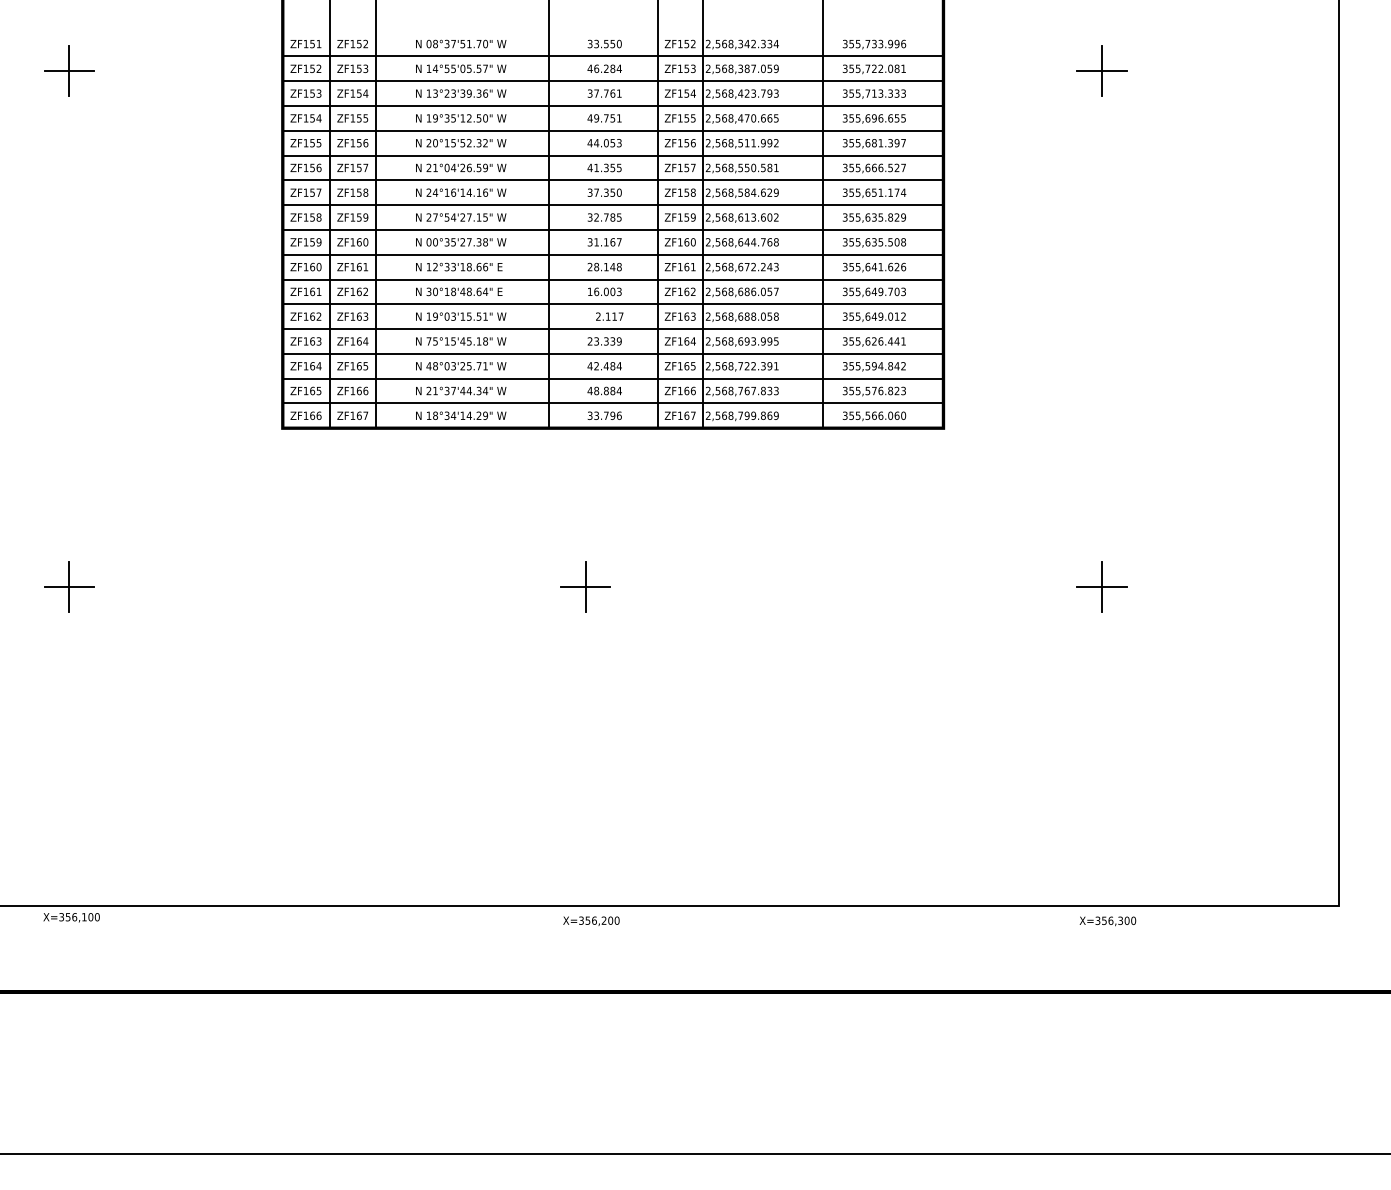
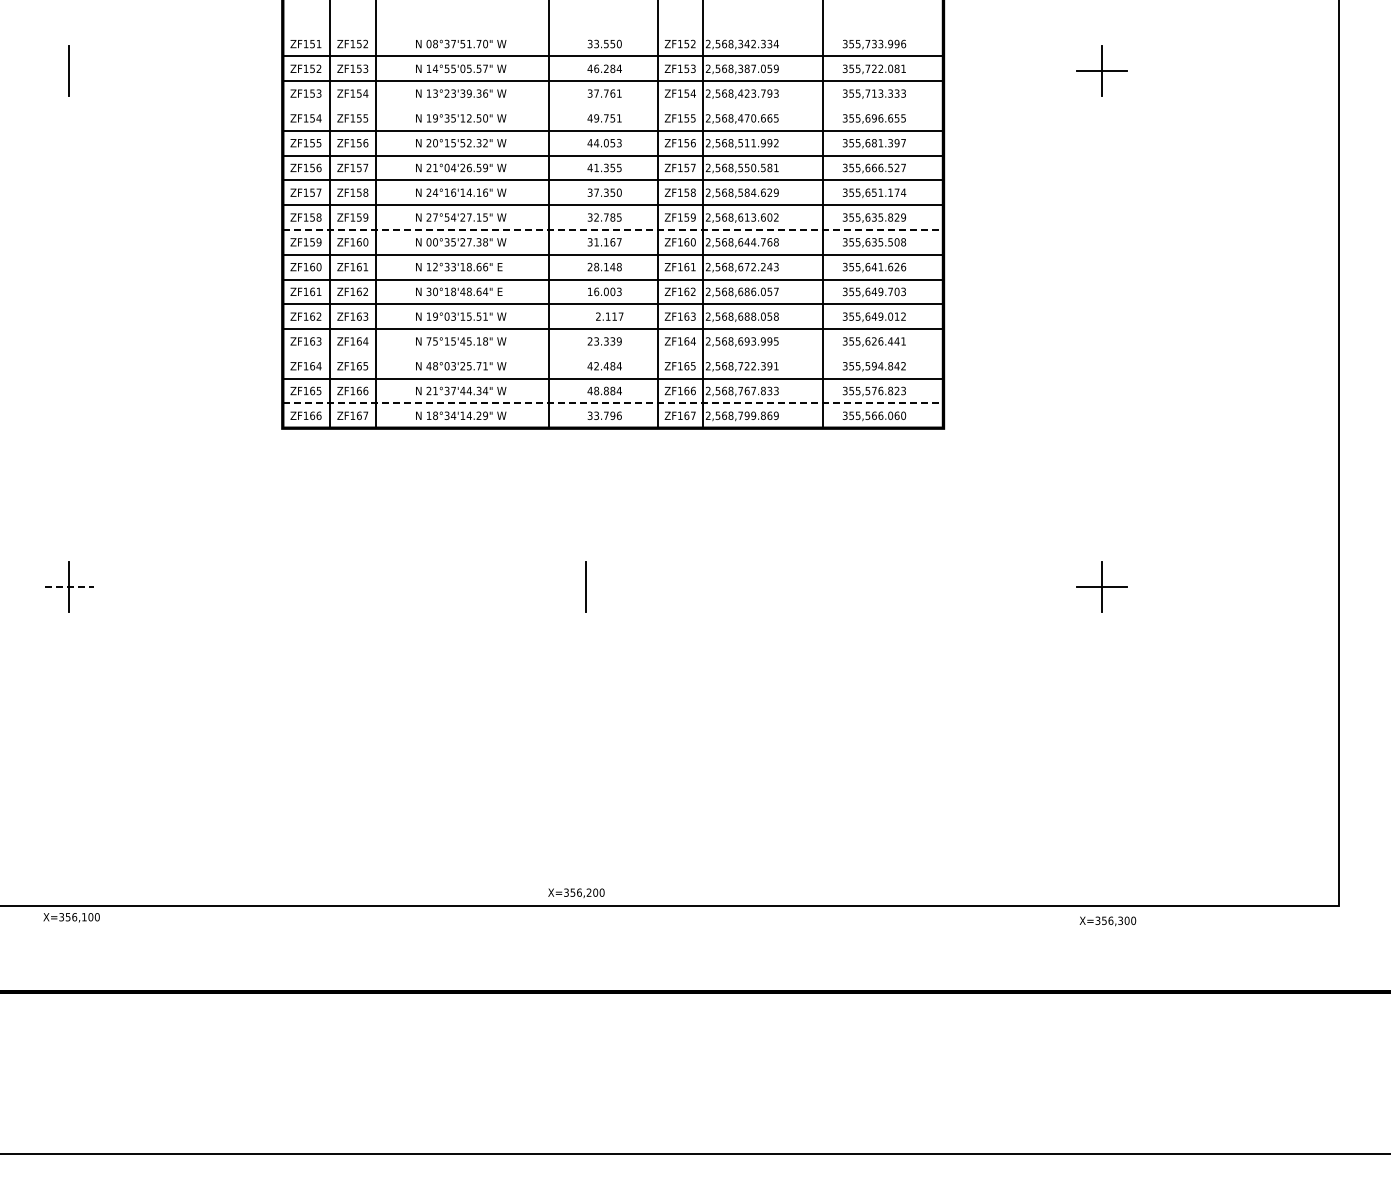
line: present -> none (69, 70)
line: present -> none (612, 106)
line: solid -> dashed (613, 229)
line: present -> none (612, 353)
line: solid -> dashed (613, 403)
line: solid -> dashed (69, 587)
line: present -> none (585, 587)
text position: (591, 920) -> (576, 892) (576, 892)
